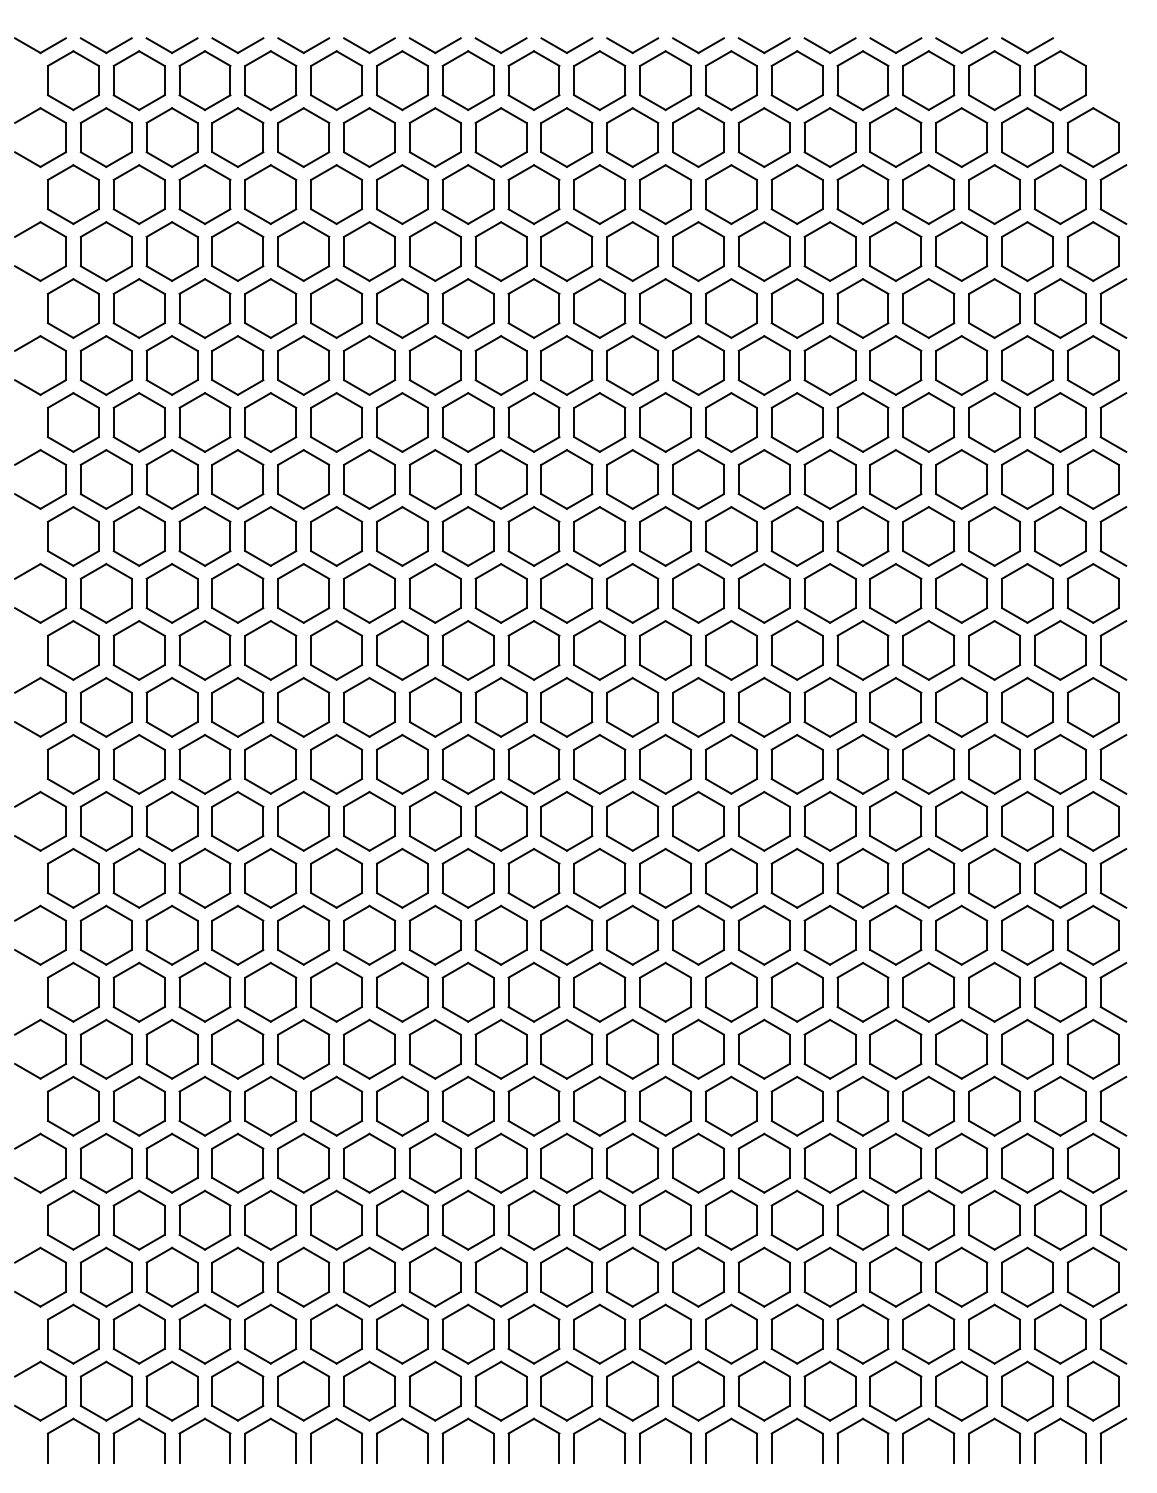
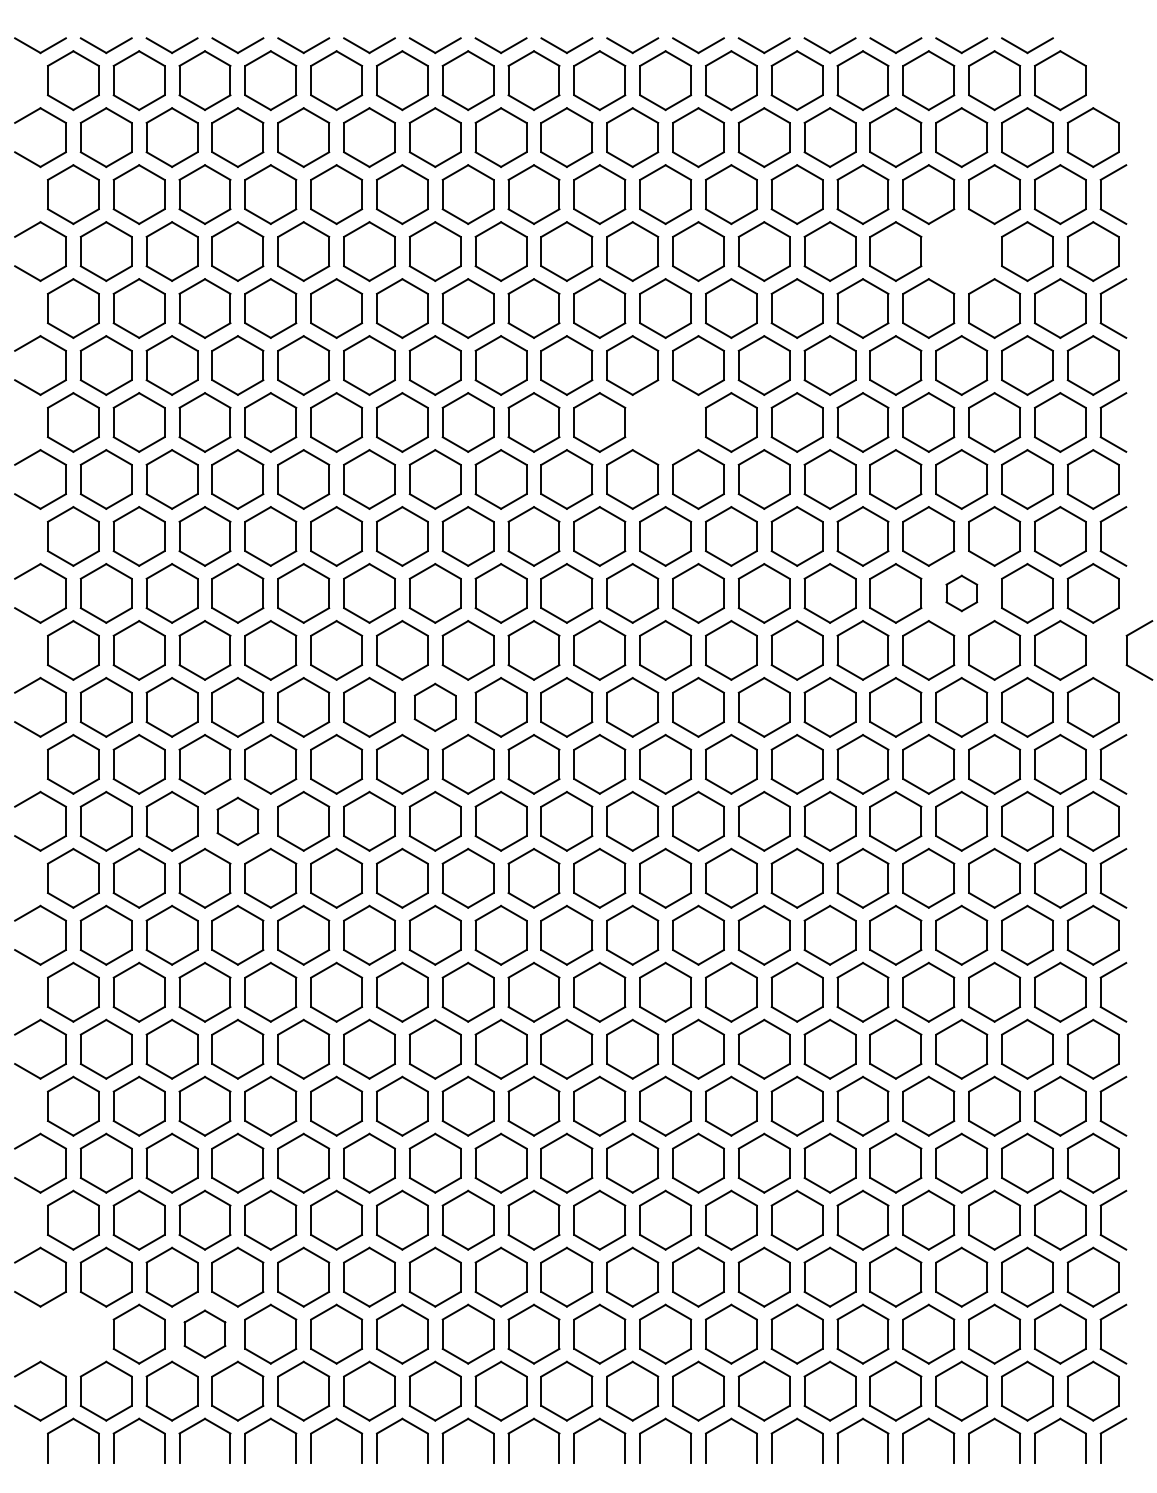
part: present -> none (961, 251)
part: present -> none (665, 422)
part size: 54x61 px -> 34x39 px (961, 593)
part position: (1101, 650) -> (1127, 650) (1127, 650)
part size: 54x61 px -> 44x50 px (434, 706)
part size: 54x61 px -> 44x50 px (237, 820)
part: present -> none (73, 1333)
part size: 54x62 px -> 44x50 px (204, 1333)
